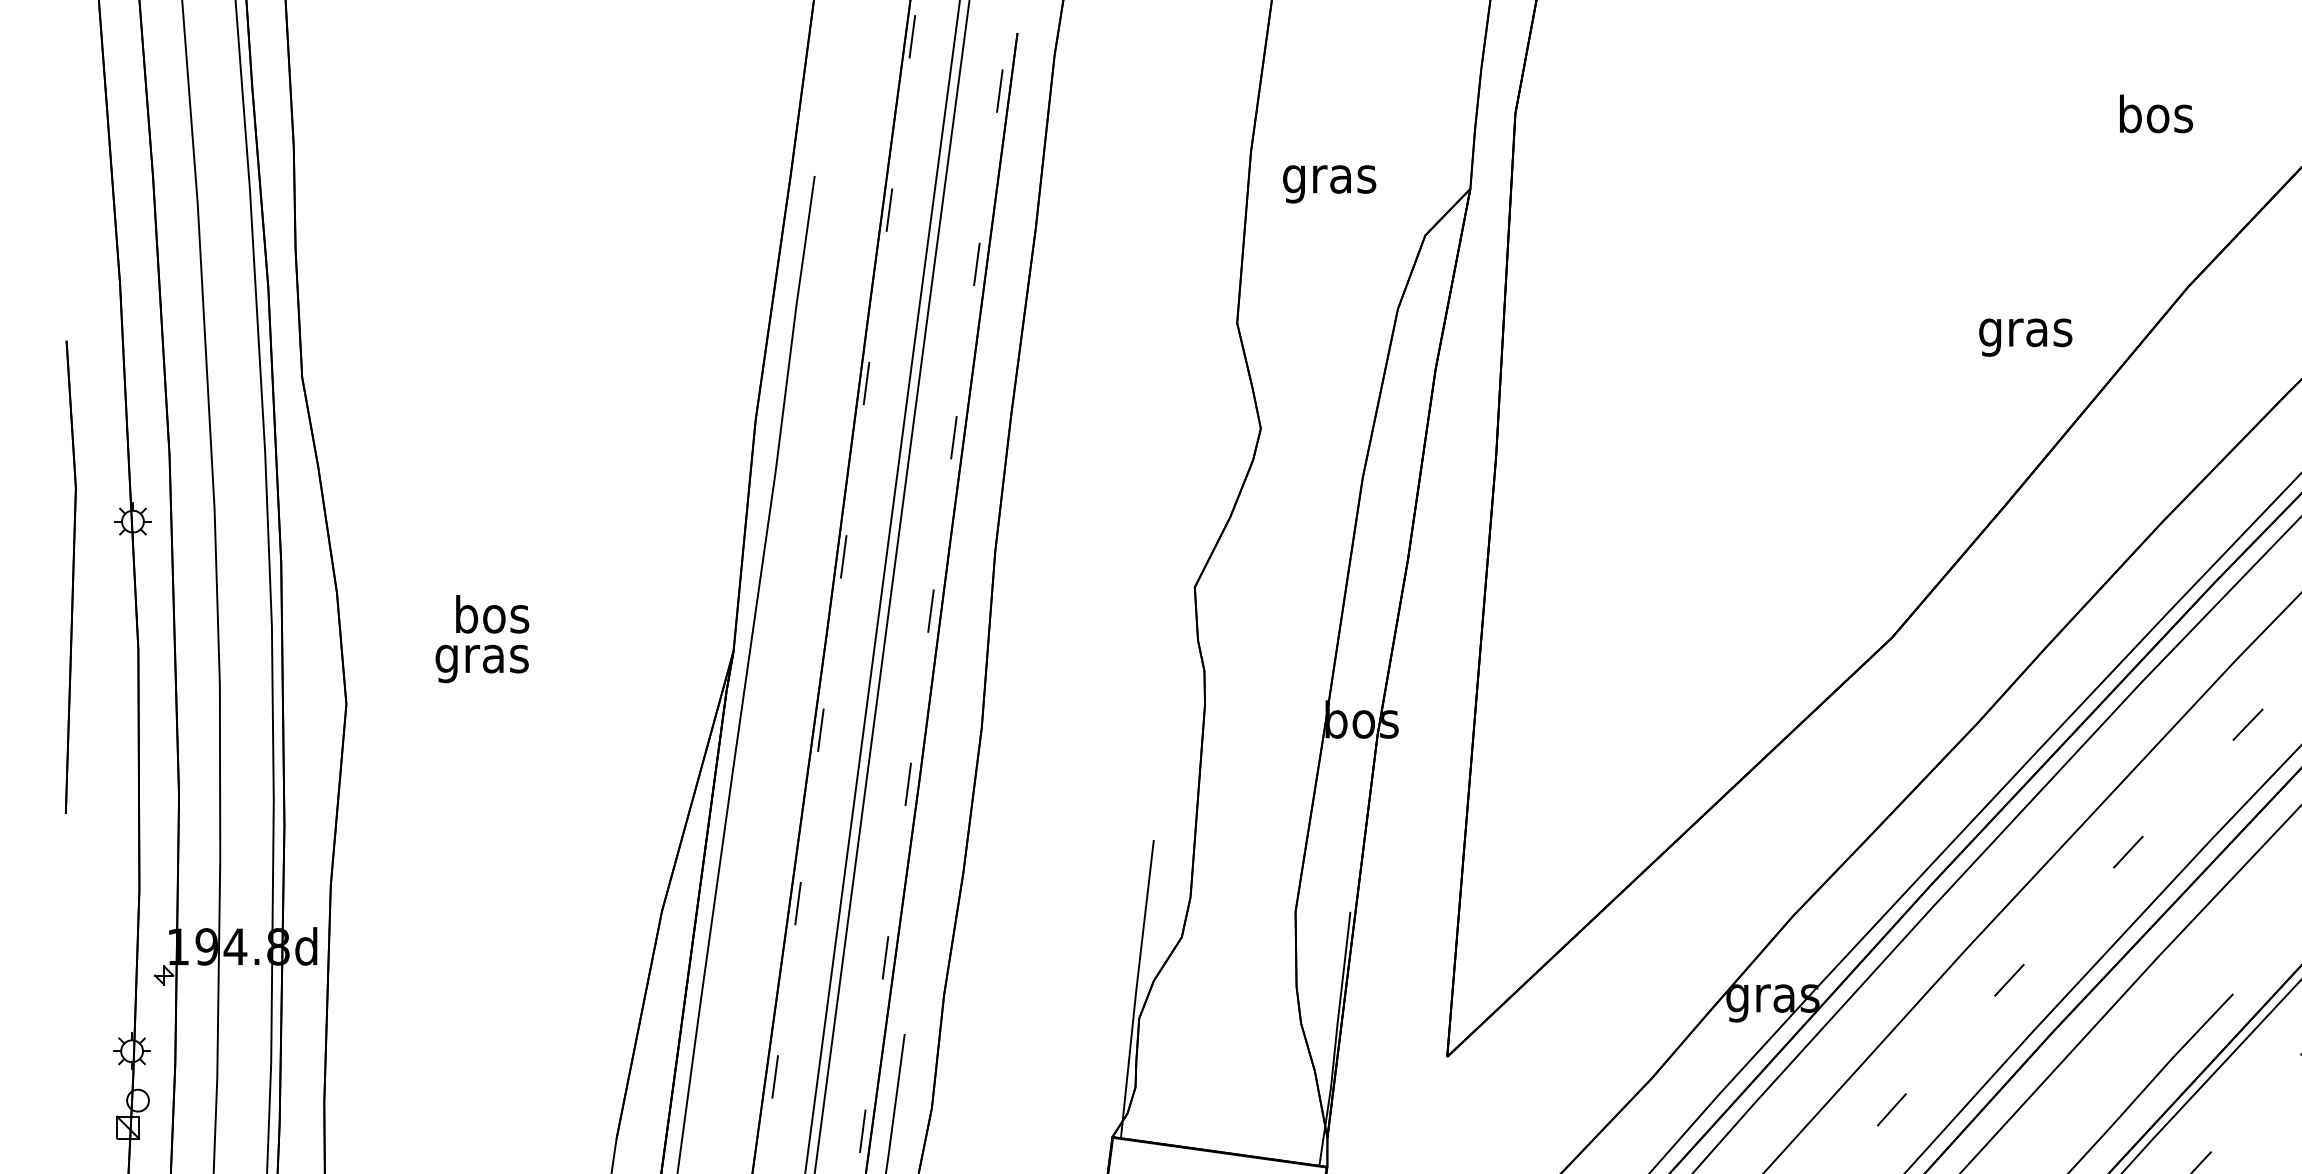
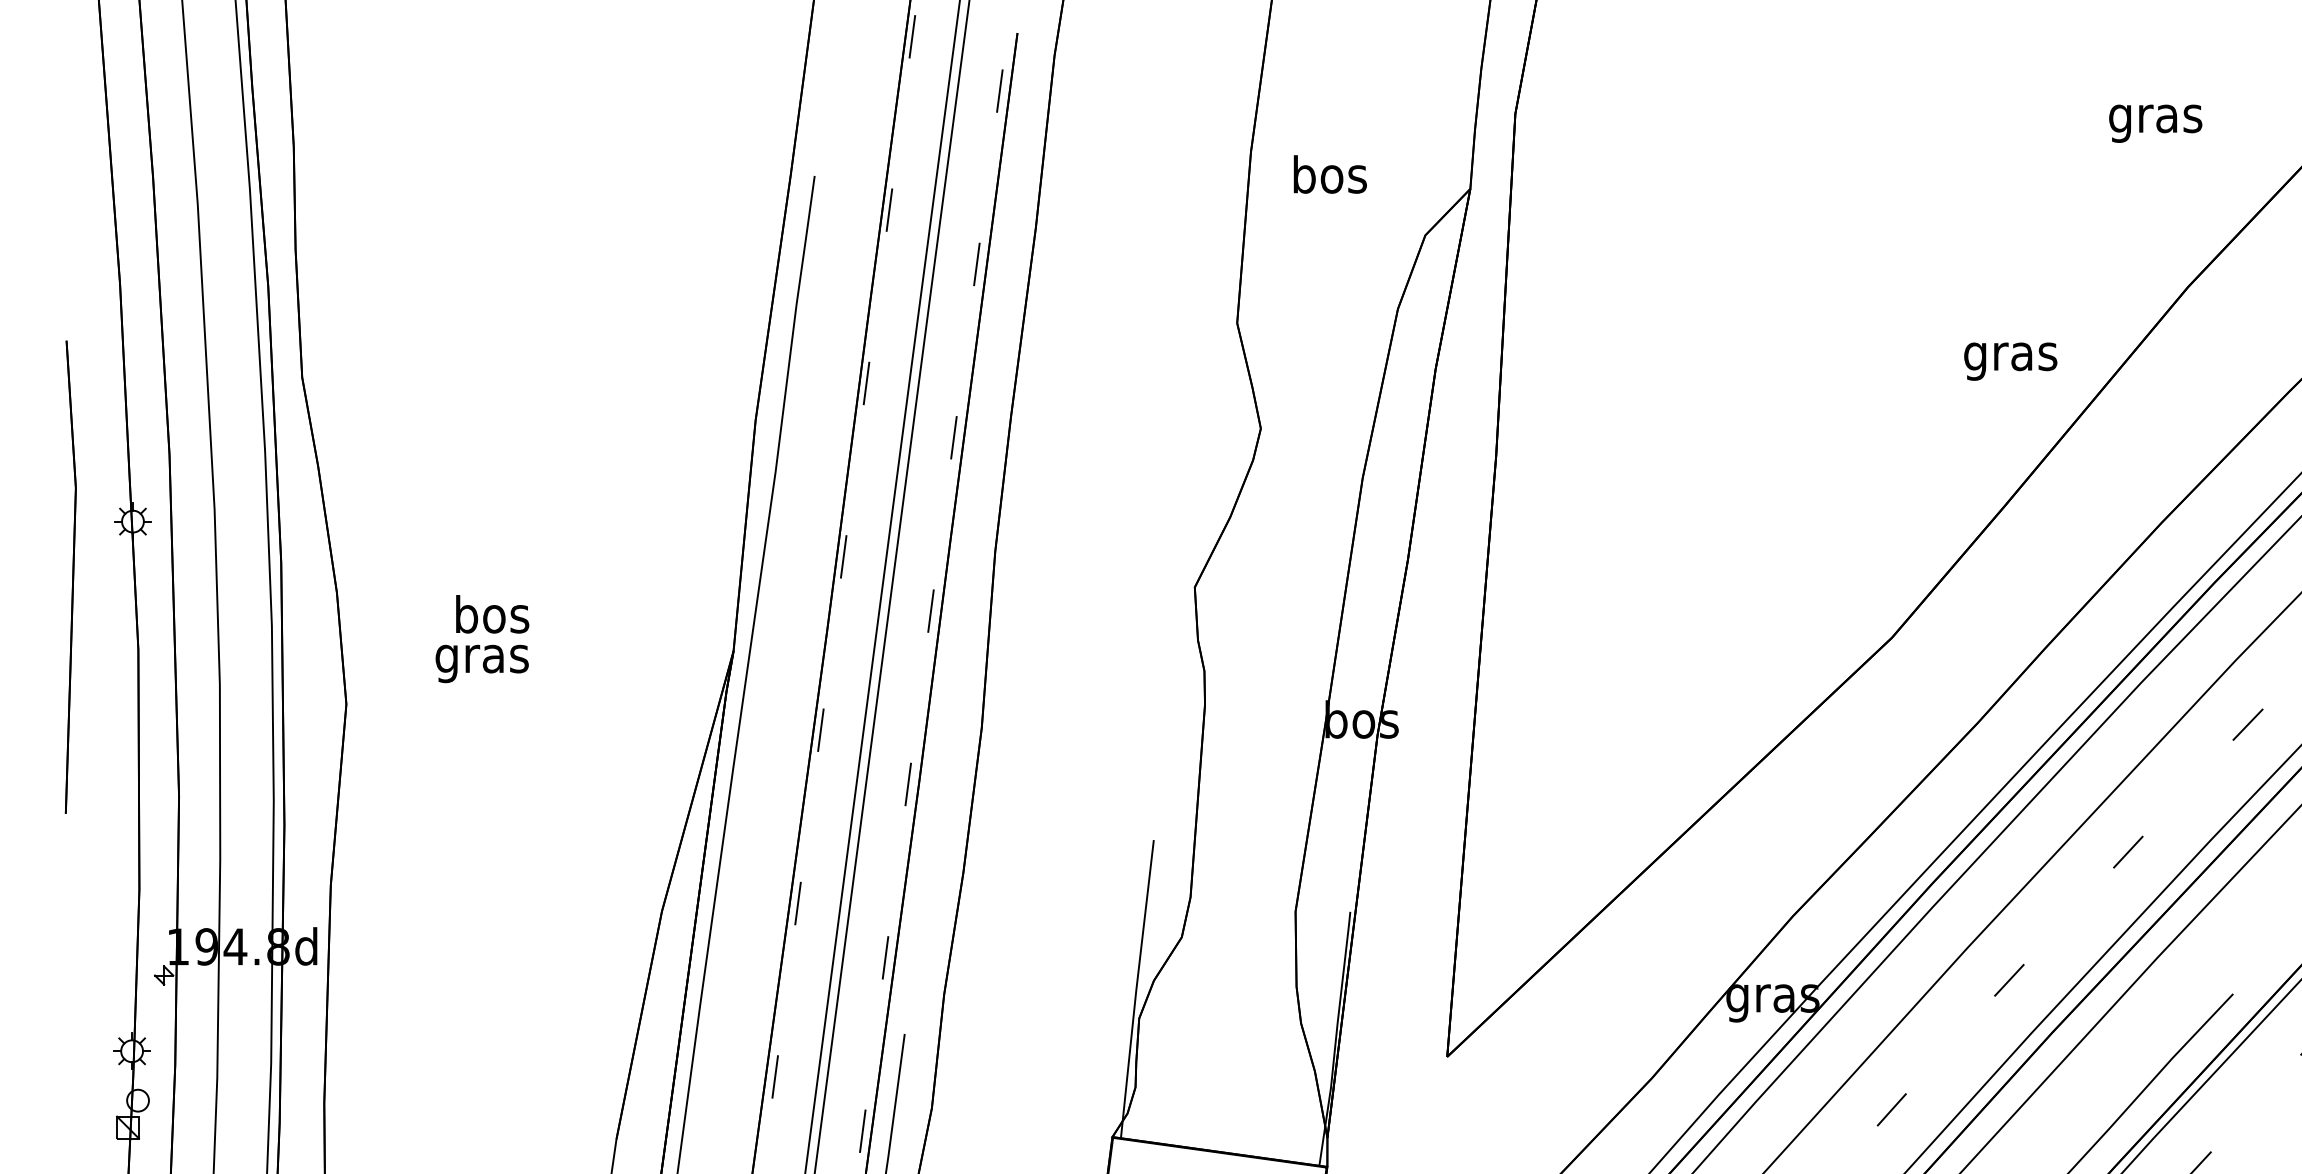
text: bos -> gras (2155, 118)
text: gras -> bos (1329, 179)
text position: (2025, 337) -> (2010, 361) (2010, 361)
